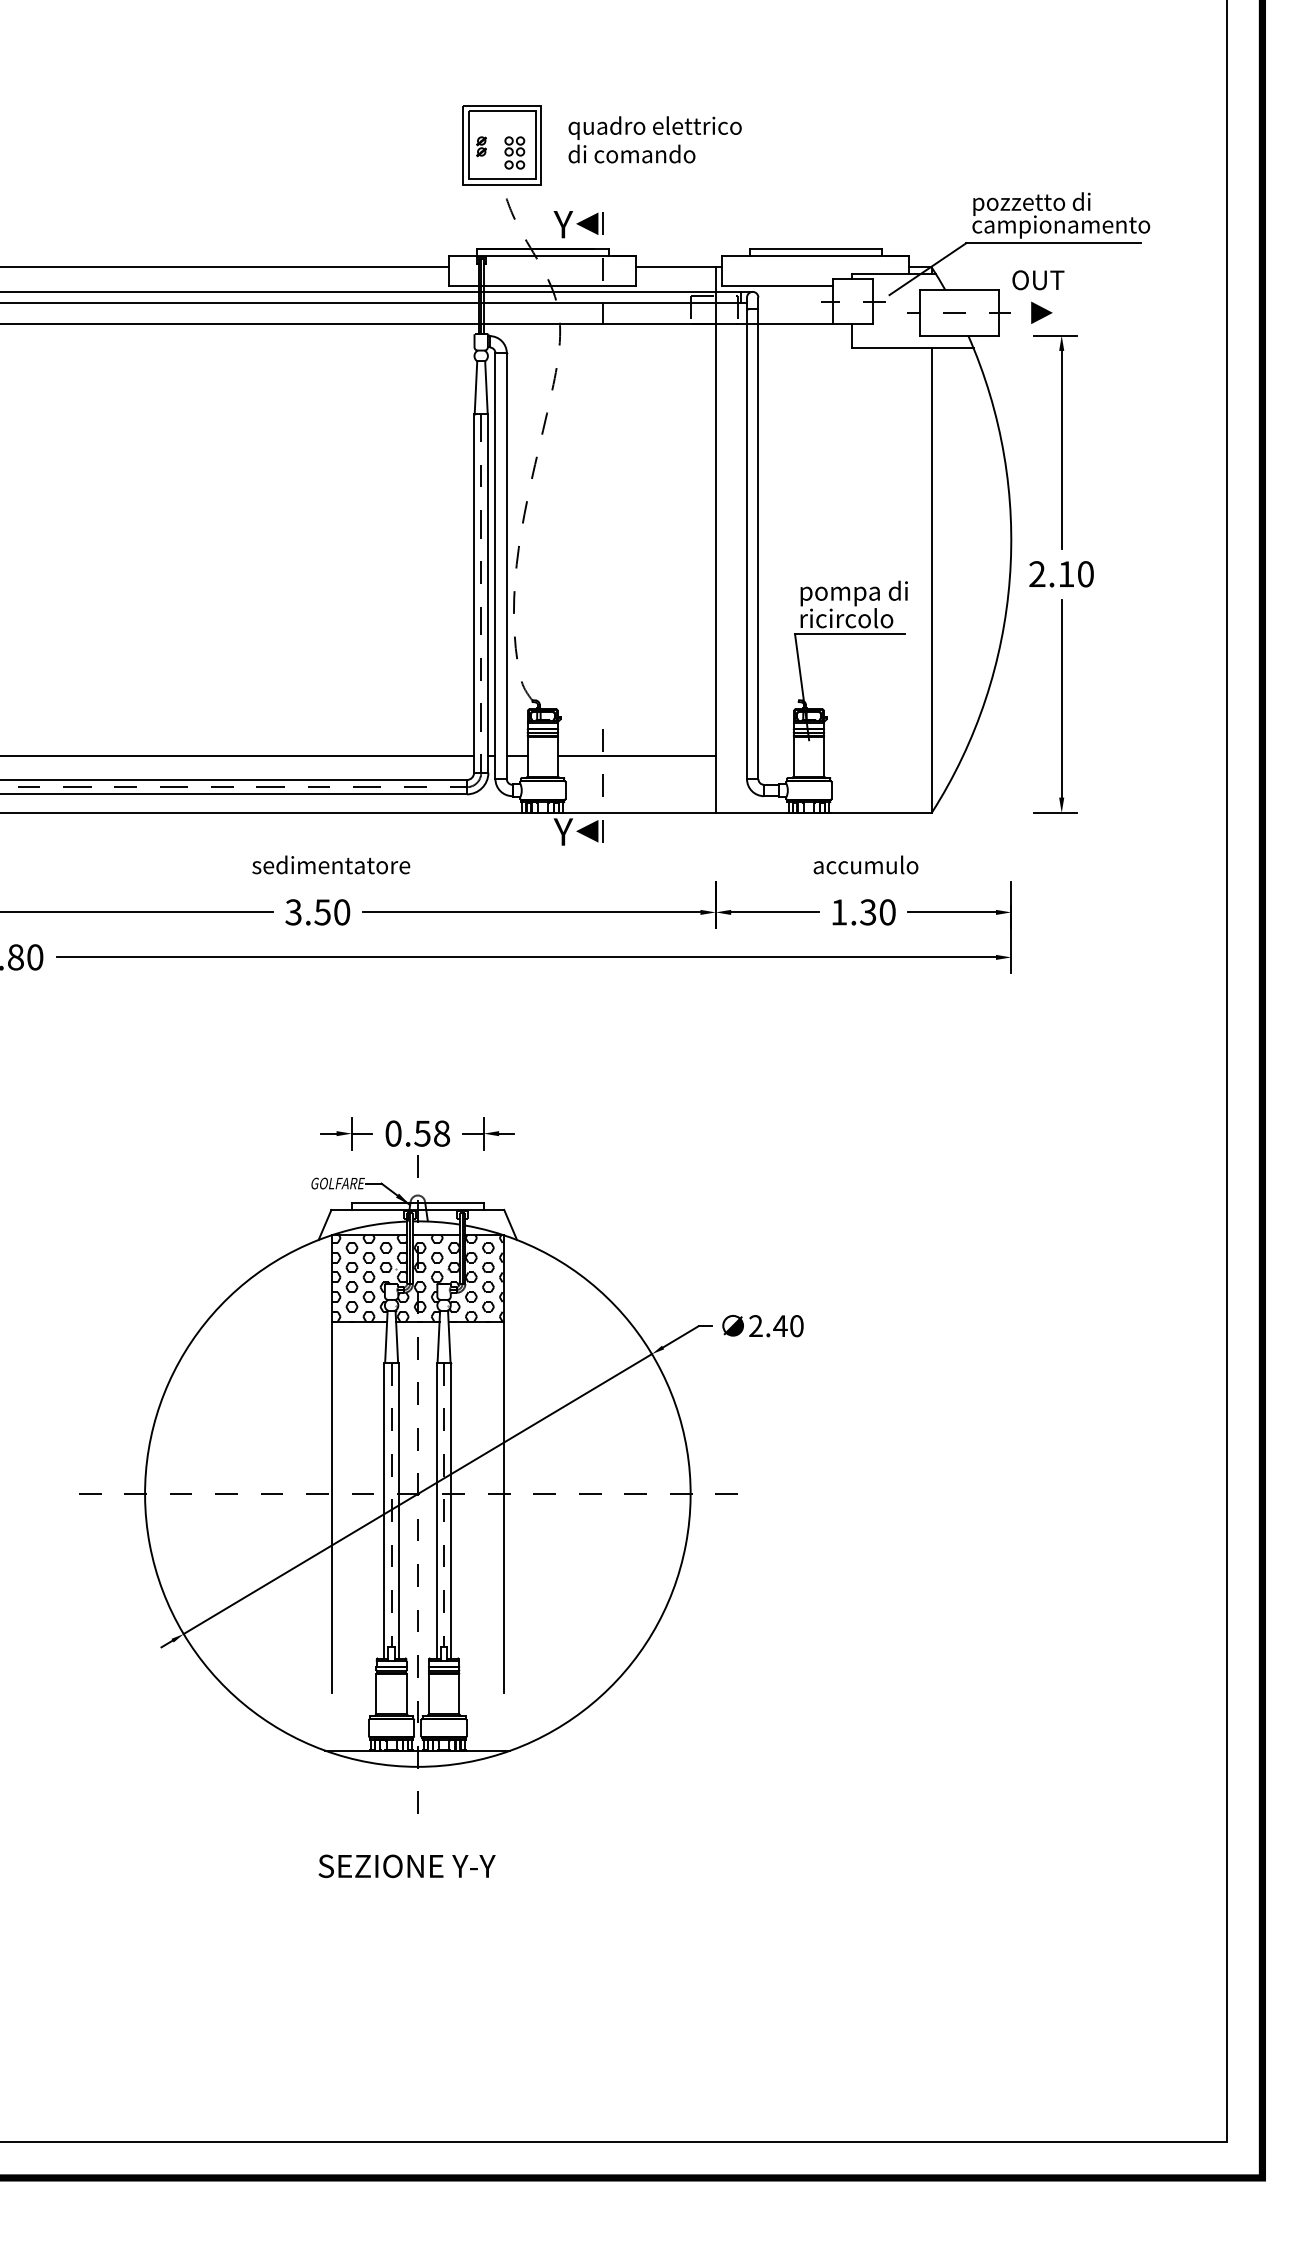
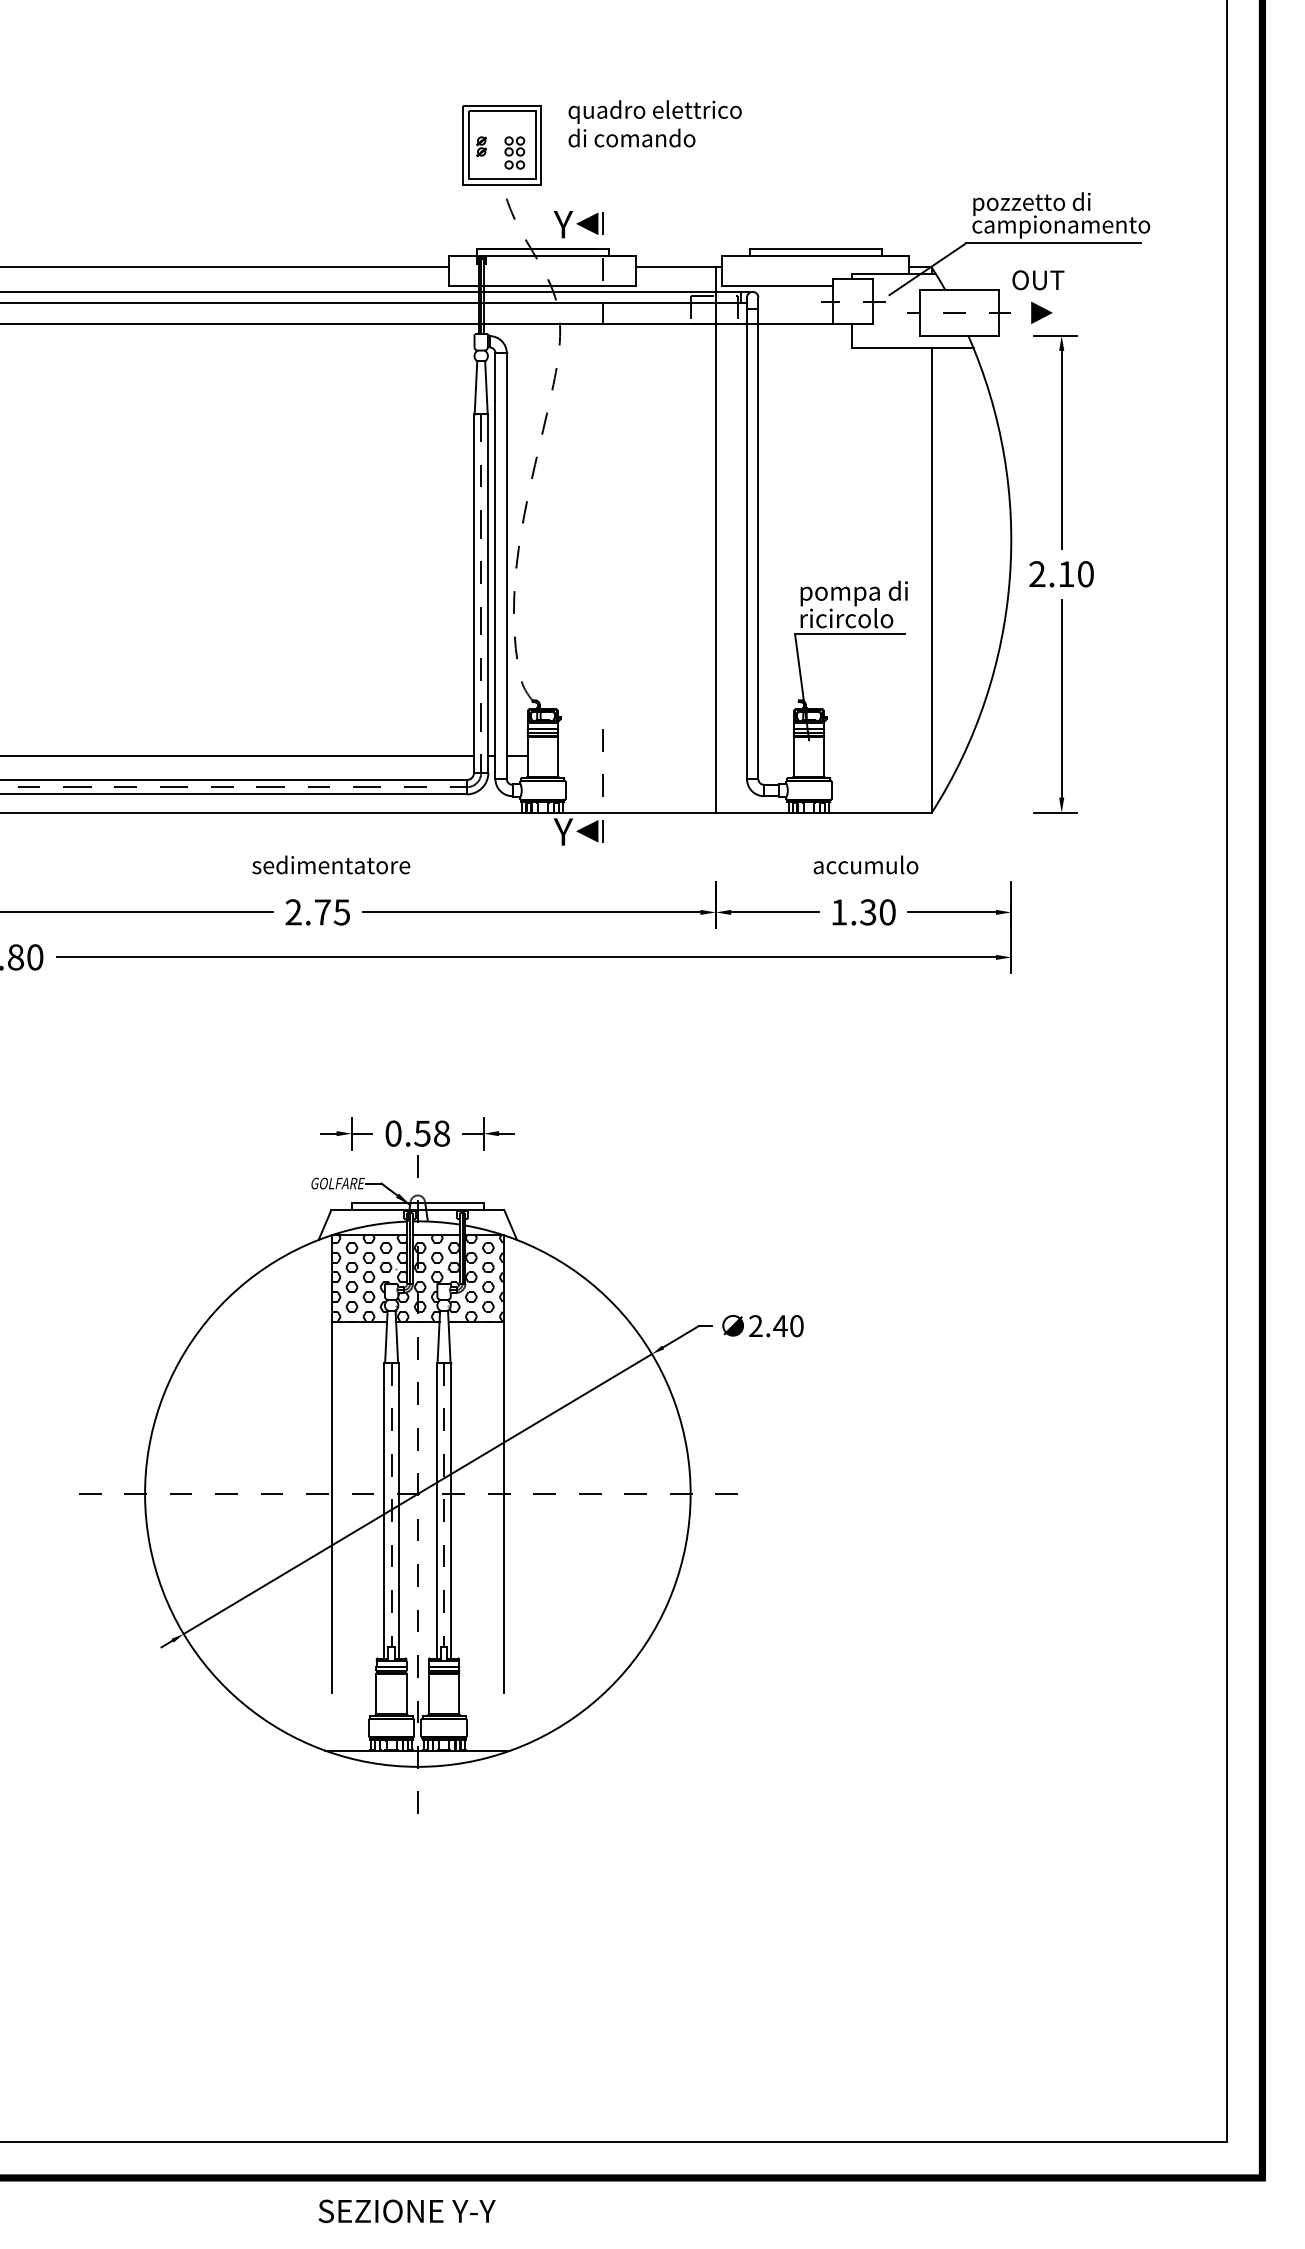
text position: (654, 139) -> (654, 123) (654, 123)
line: present -> none (636, 756)
text: 3.50 -> 2.75 (317, 912)
text position: (406, 1866) -> (406, 2211) (406, 2211)
